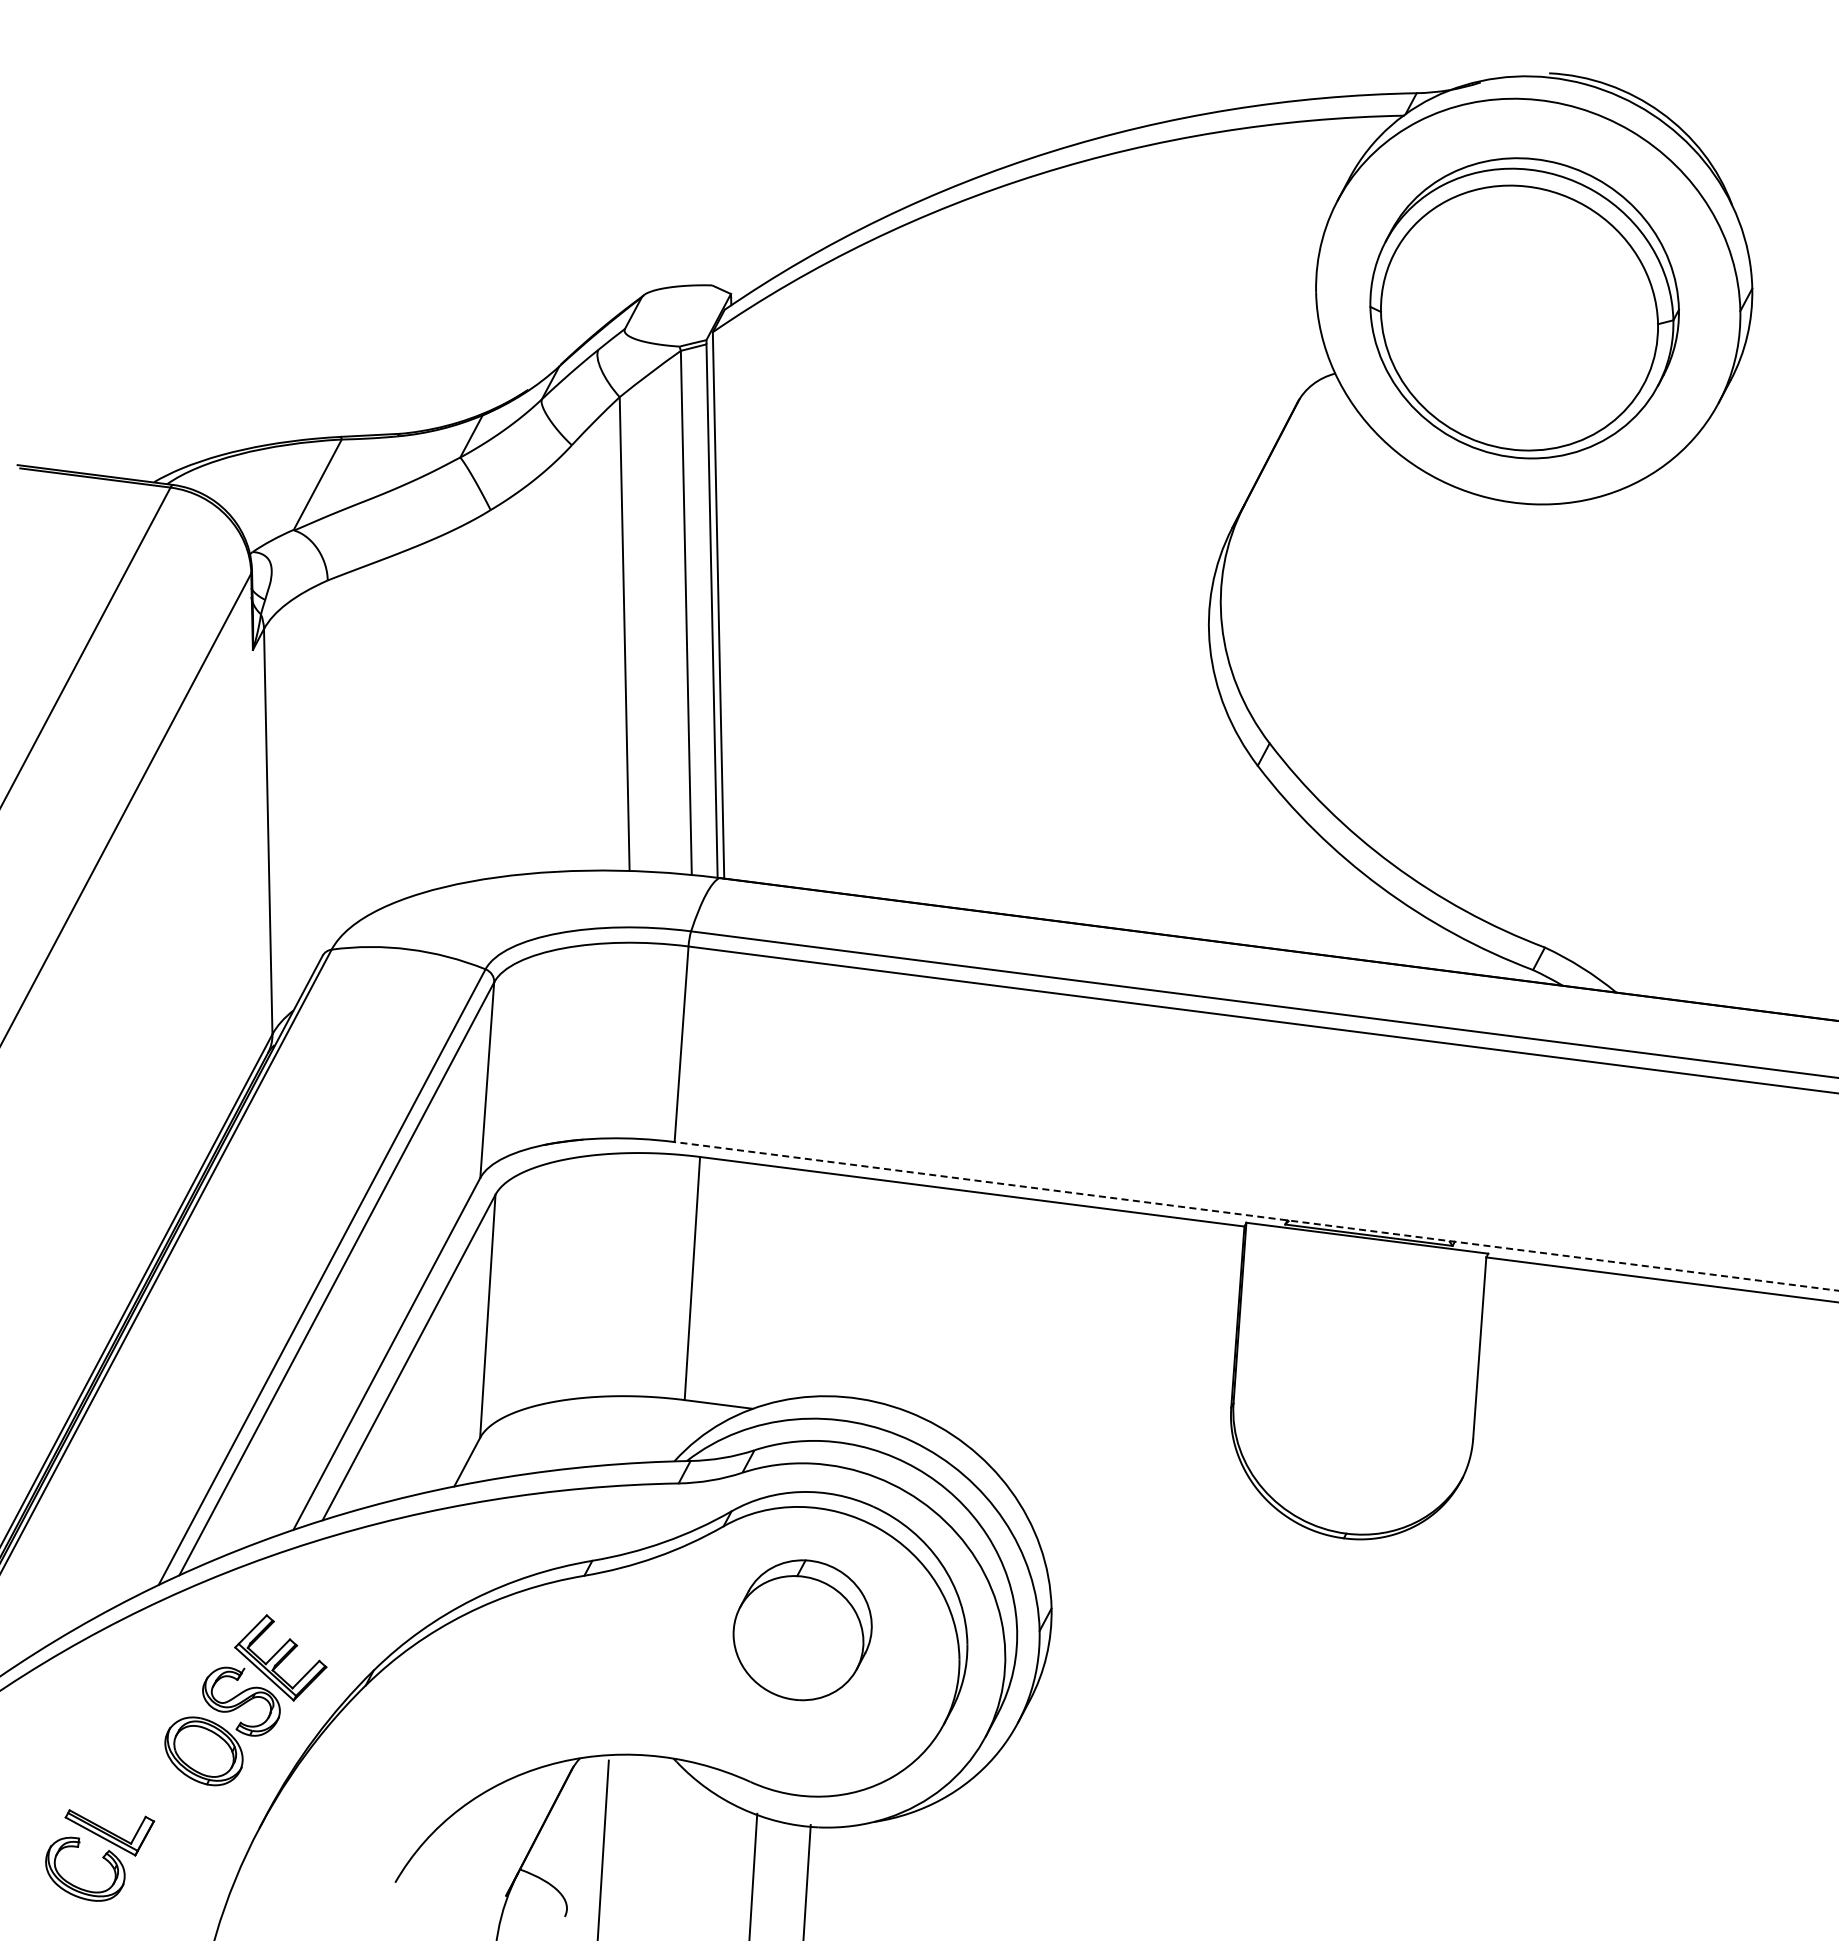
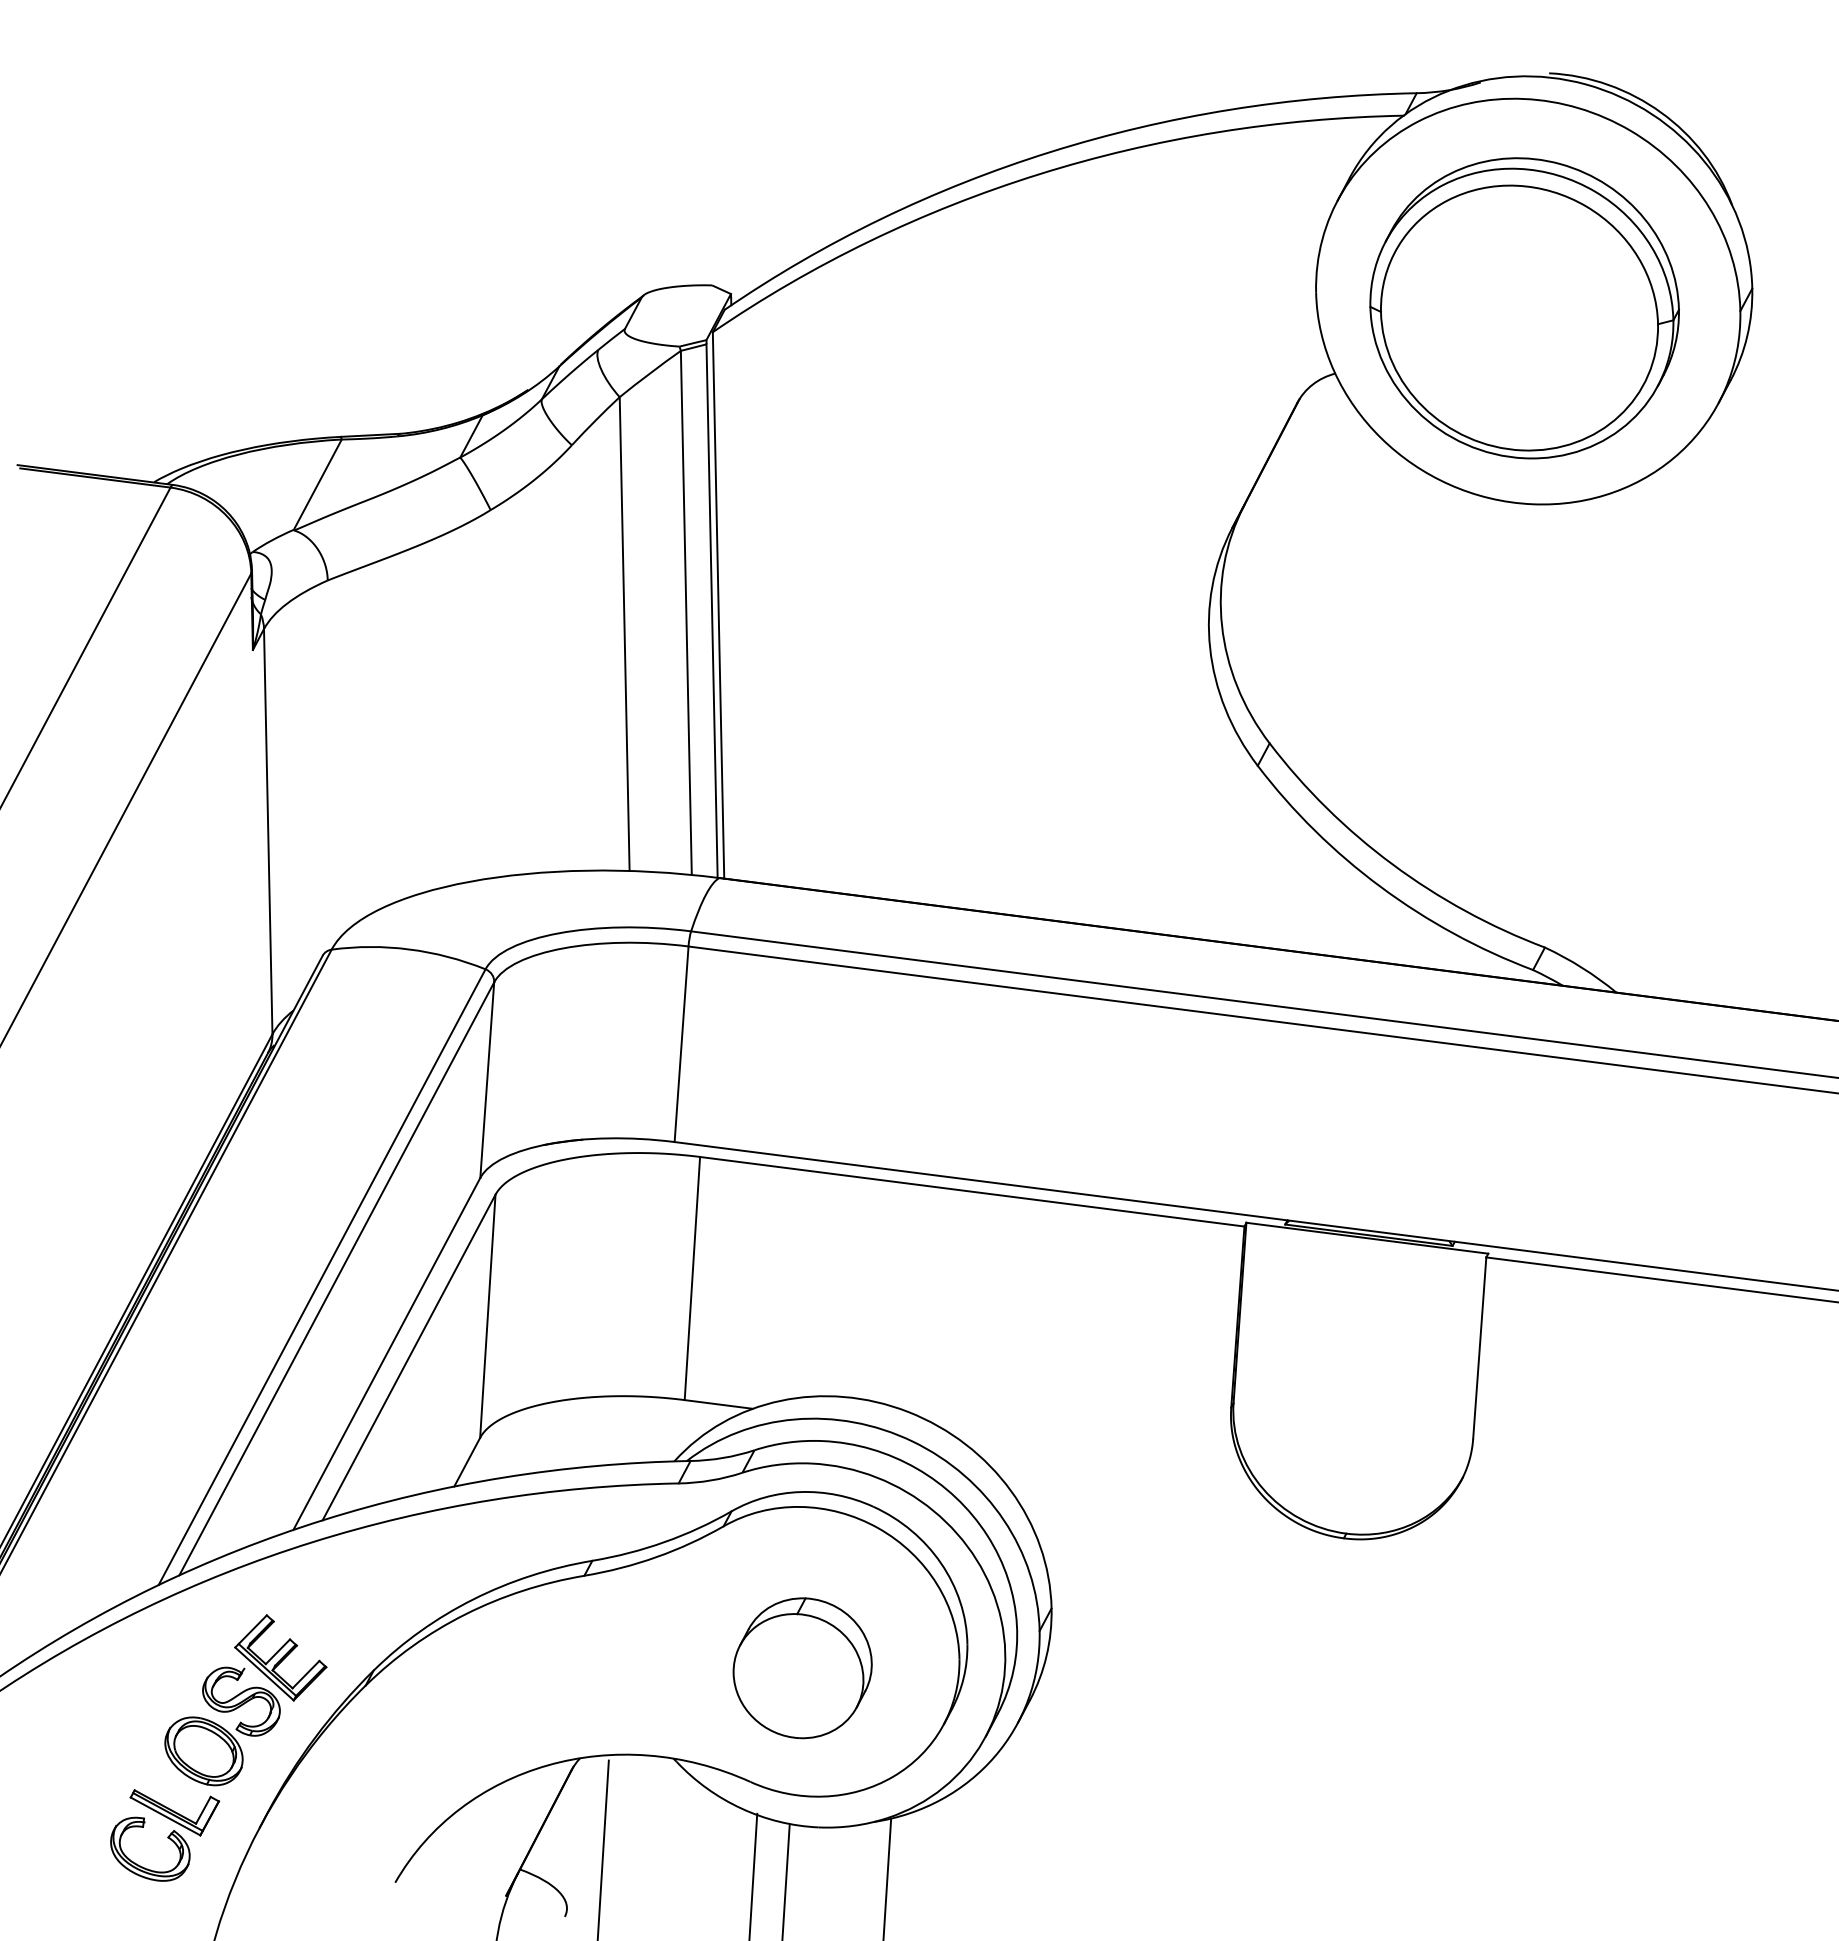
line: dashed -> solid (1255, 1216)
part position: (802, 1630) -> (802, 1668) (802, 1668)
part position: (100, 1855) -> (165, 1835) (165, 1835)
line: none -> present (887, 1877)
line position: (806, 1881) -> (785, 1880) (785, 1880)
